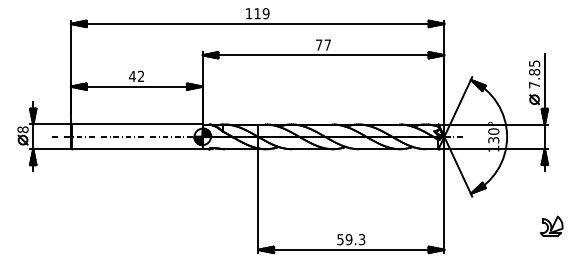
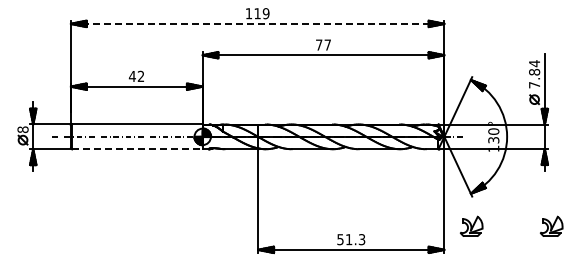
line: solid -> dashed (257, 23)
text: 7.85 -> 7.84 (534, 63)
line: solid -> dashed (137, 149)
part: none -> present (471, 225)
text: 59.3 -> 51.3 (348, 239)
